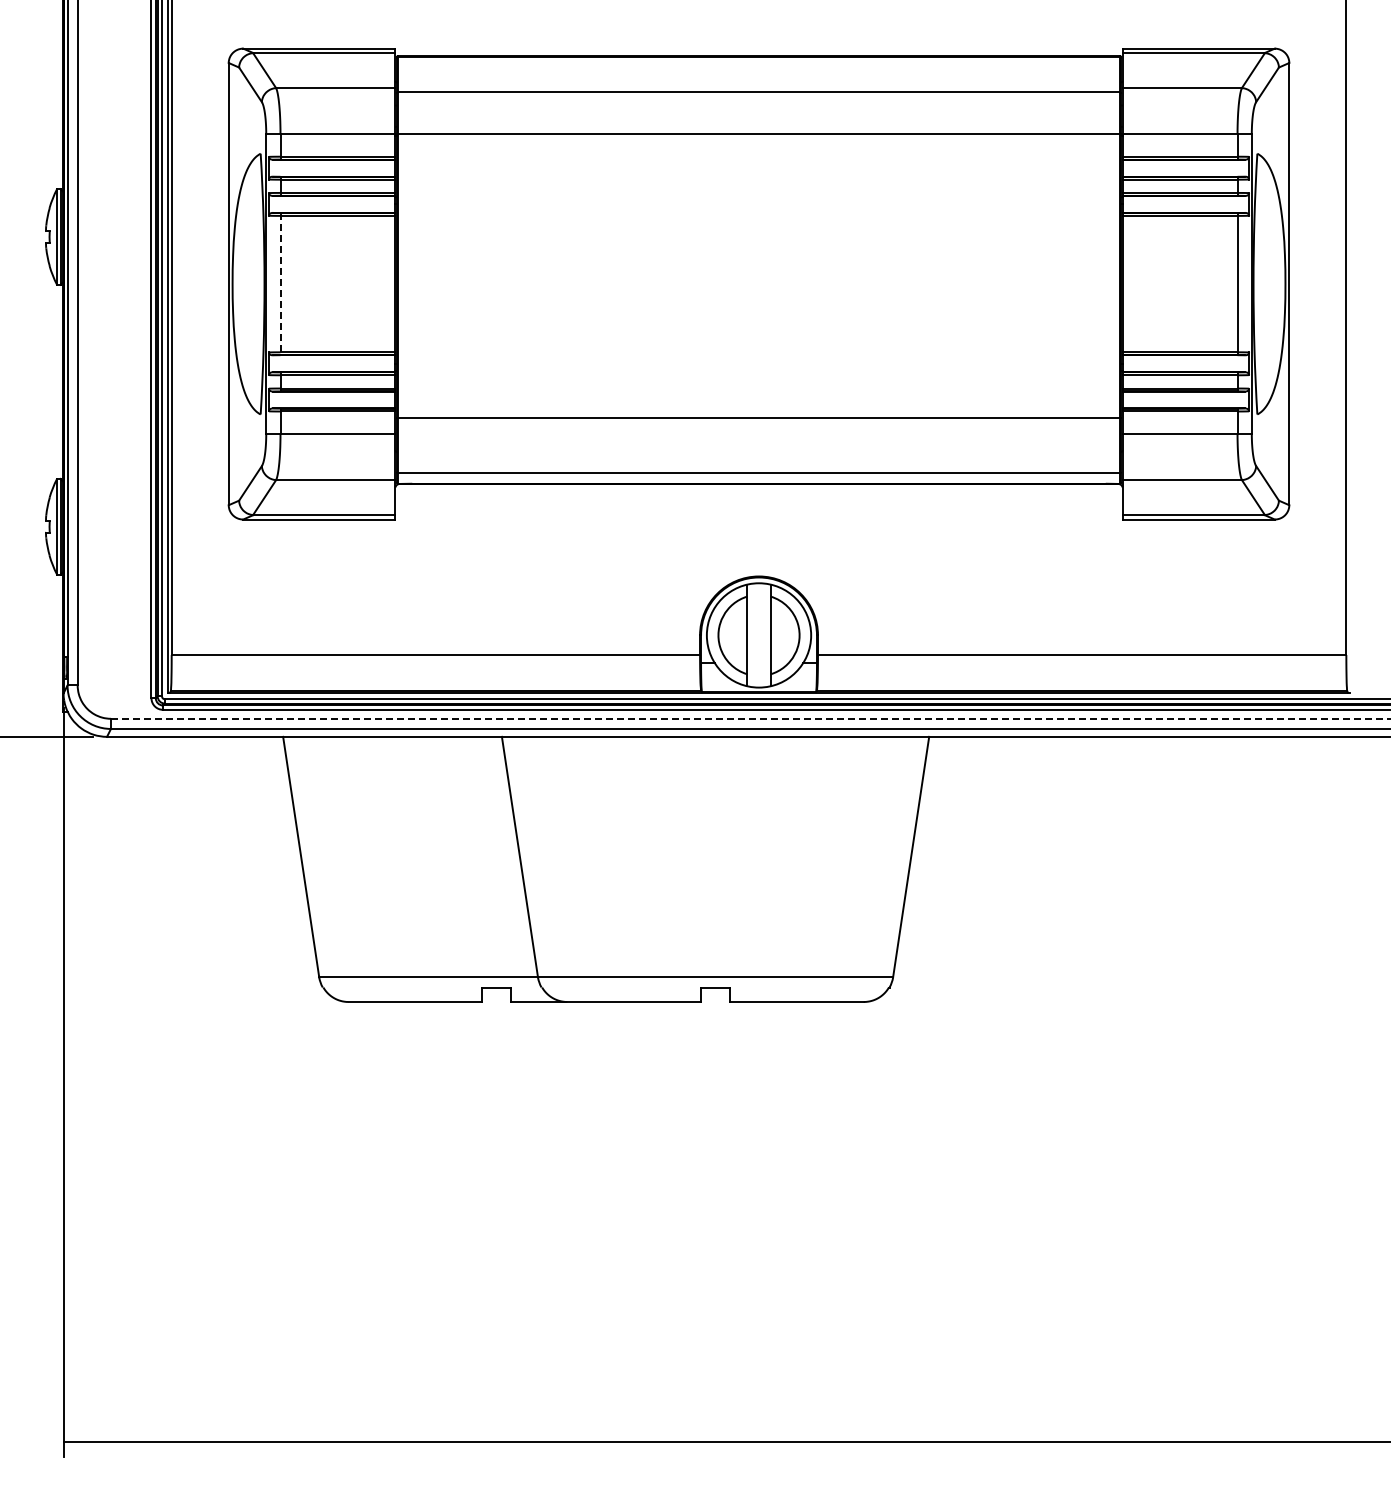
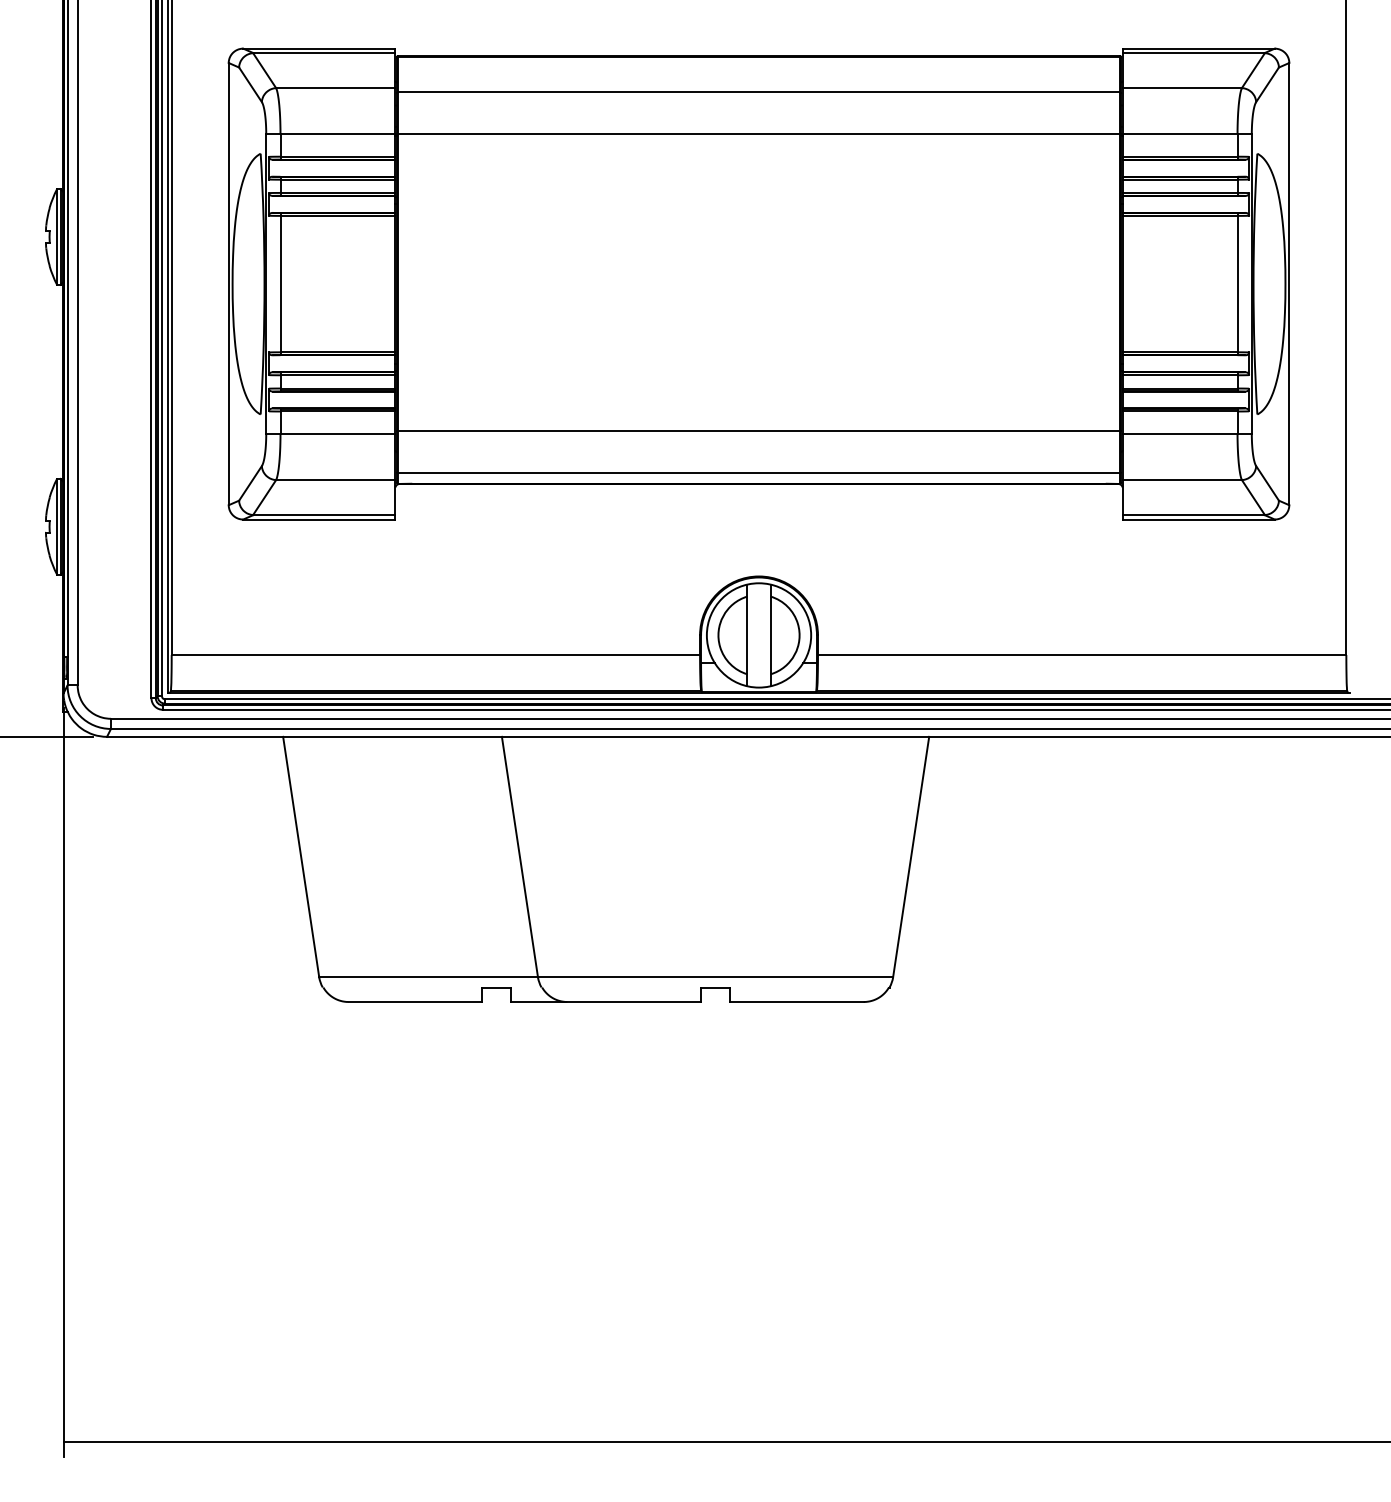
line: dashed -> solid (280, 284)
line position: (758, 418) -> (758, 431) (758, 431)
line: dashed -> solid (751, 718)
